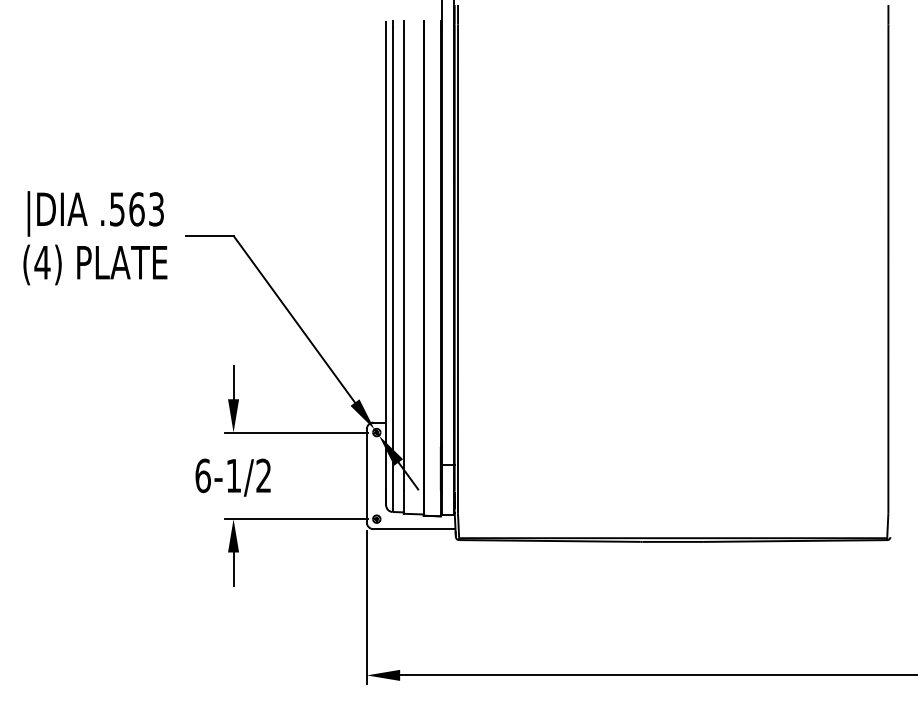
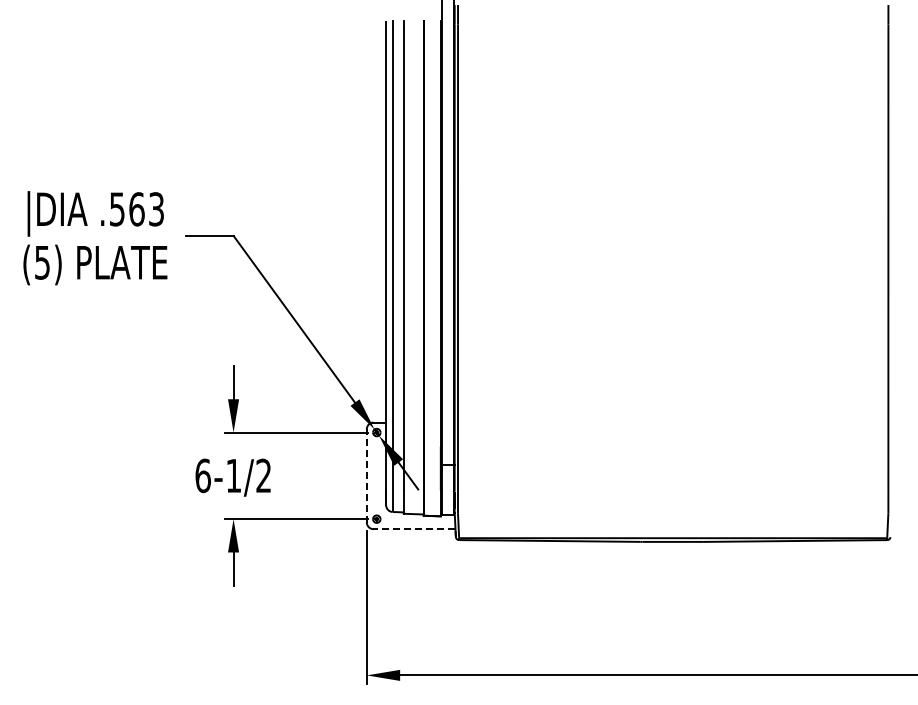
text: (4) -> (5) (42, 262)
line: solid -> dashed (366, 475)
line: solid -> dashed (413, 529)
